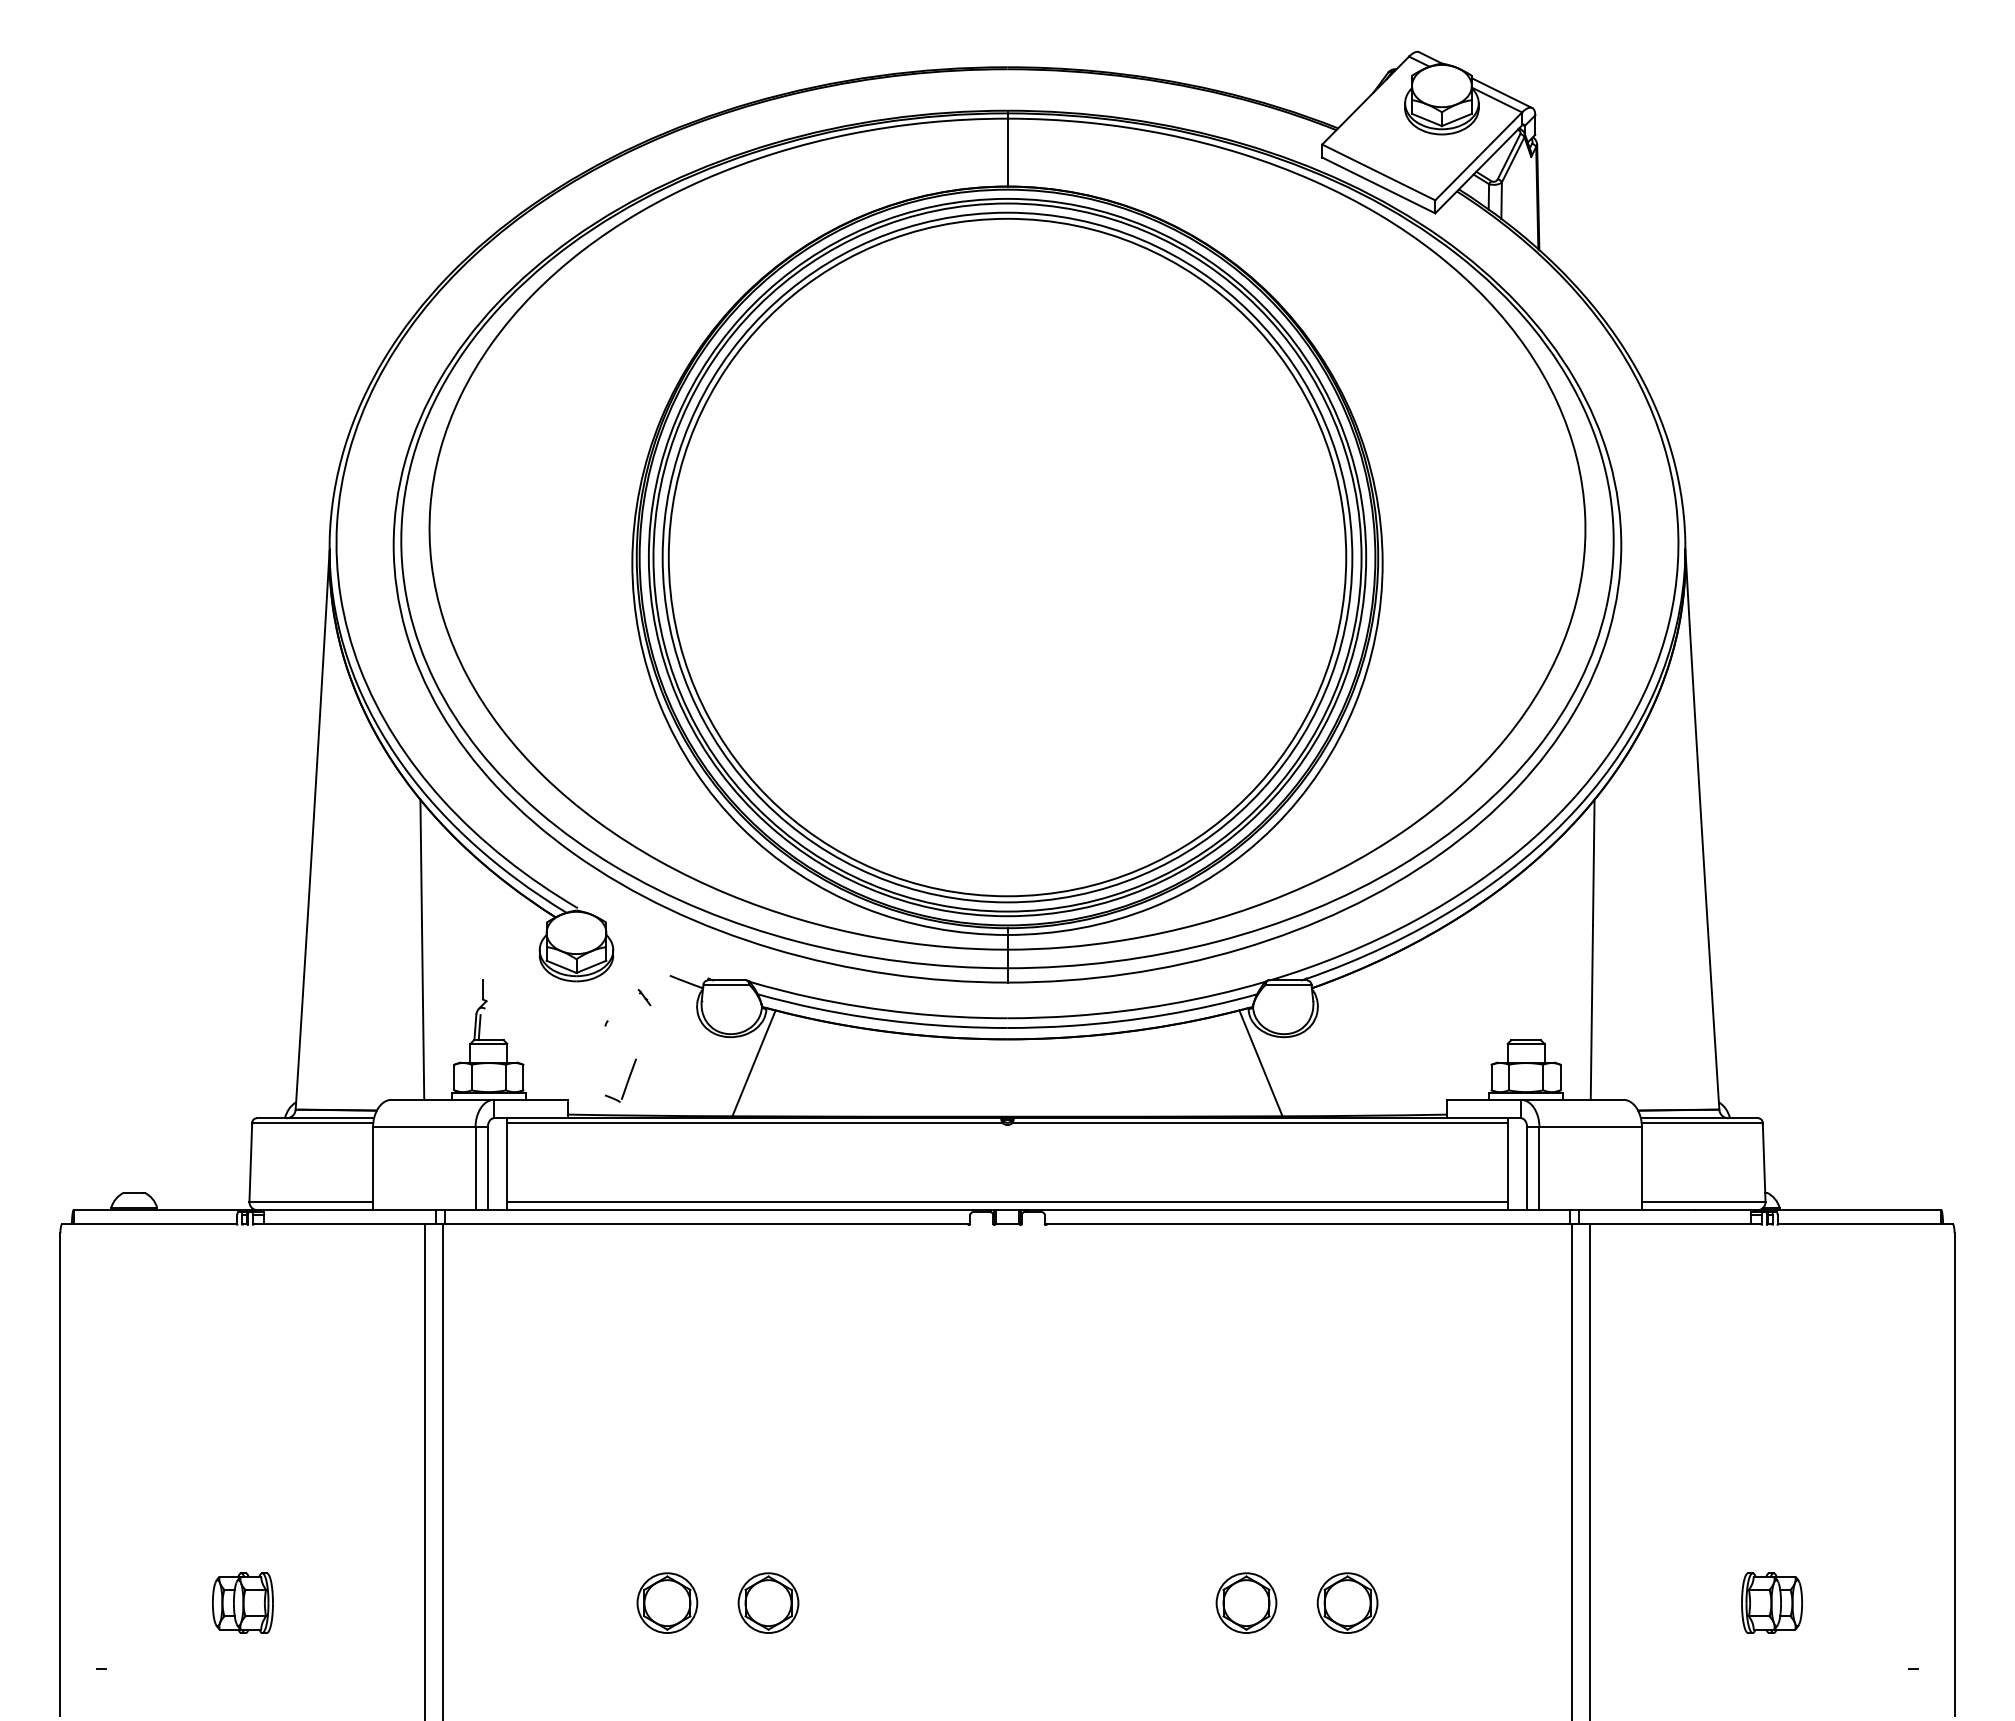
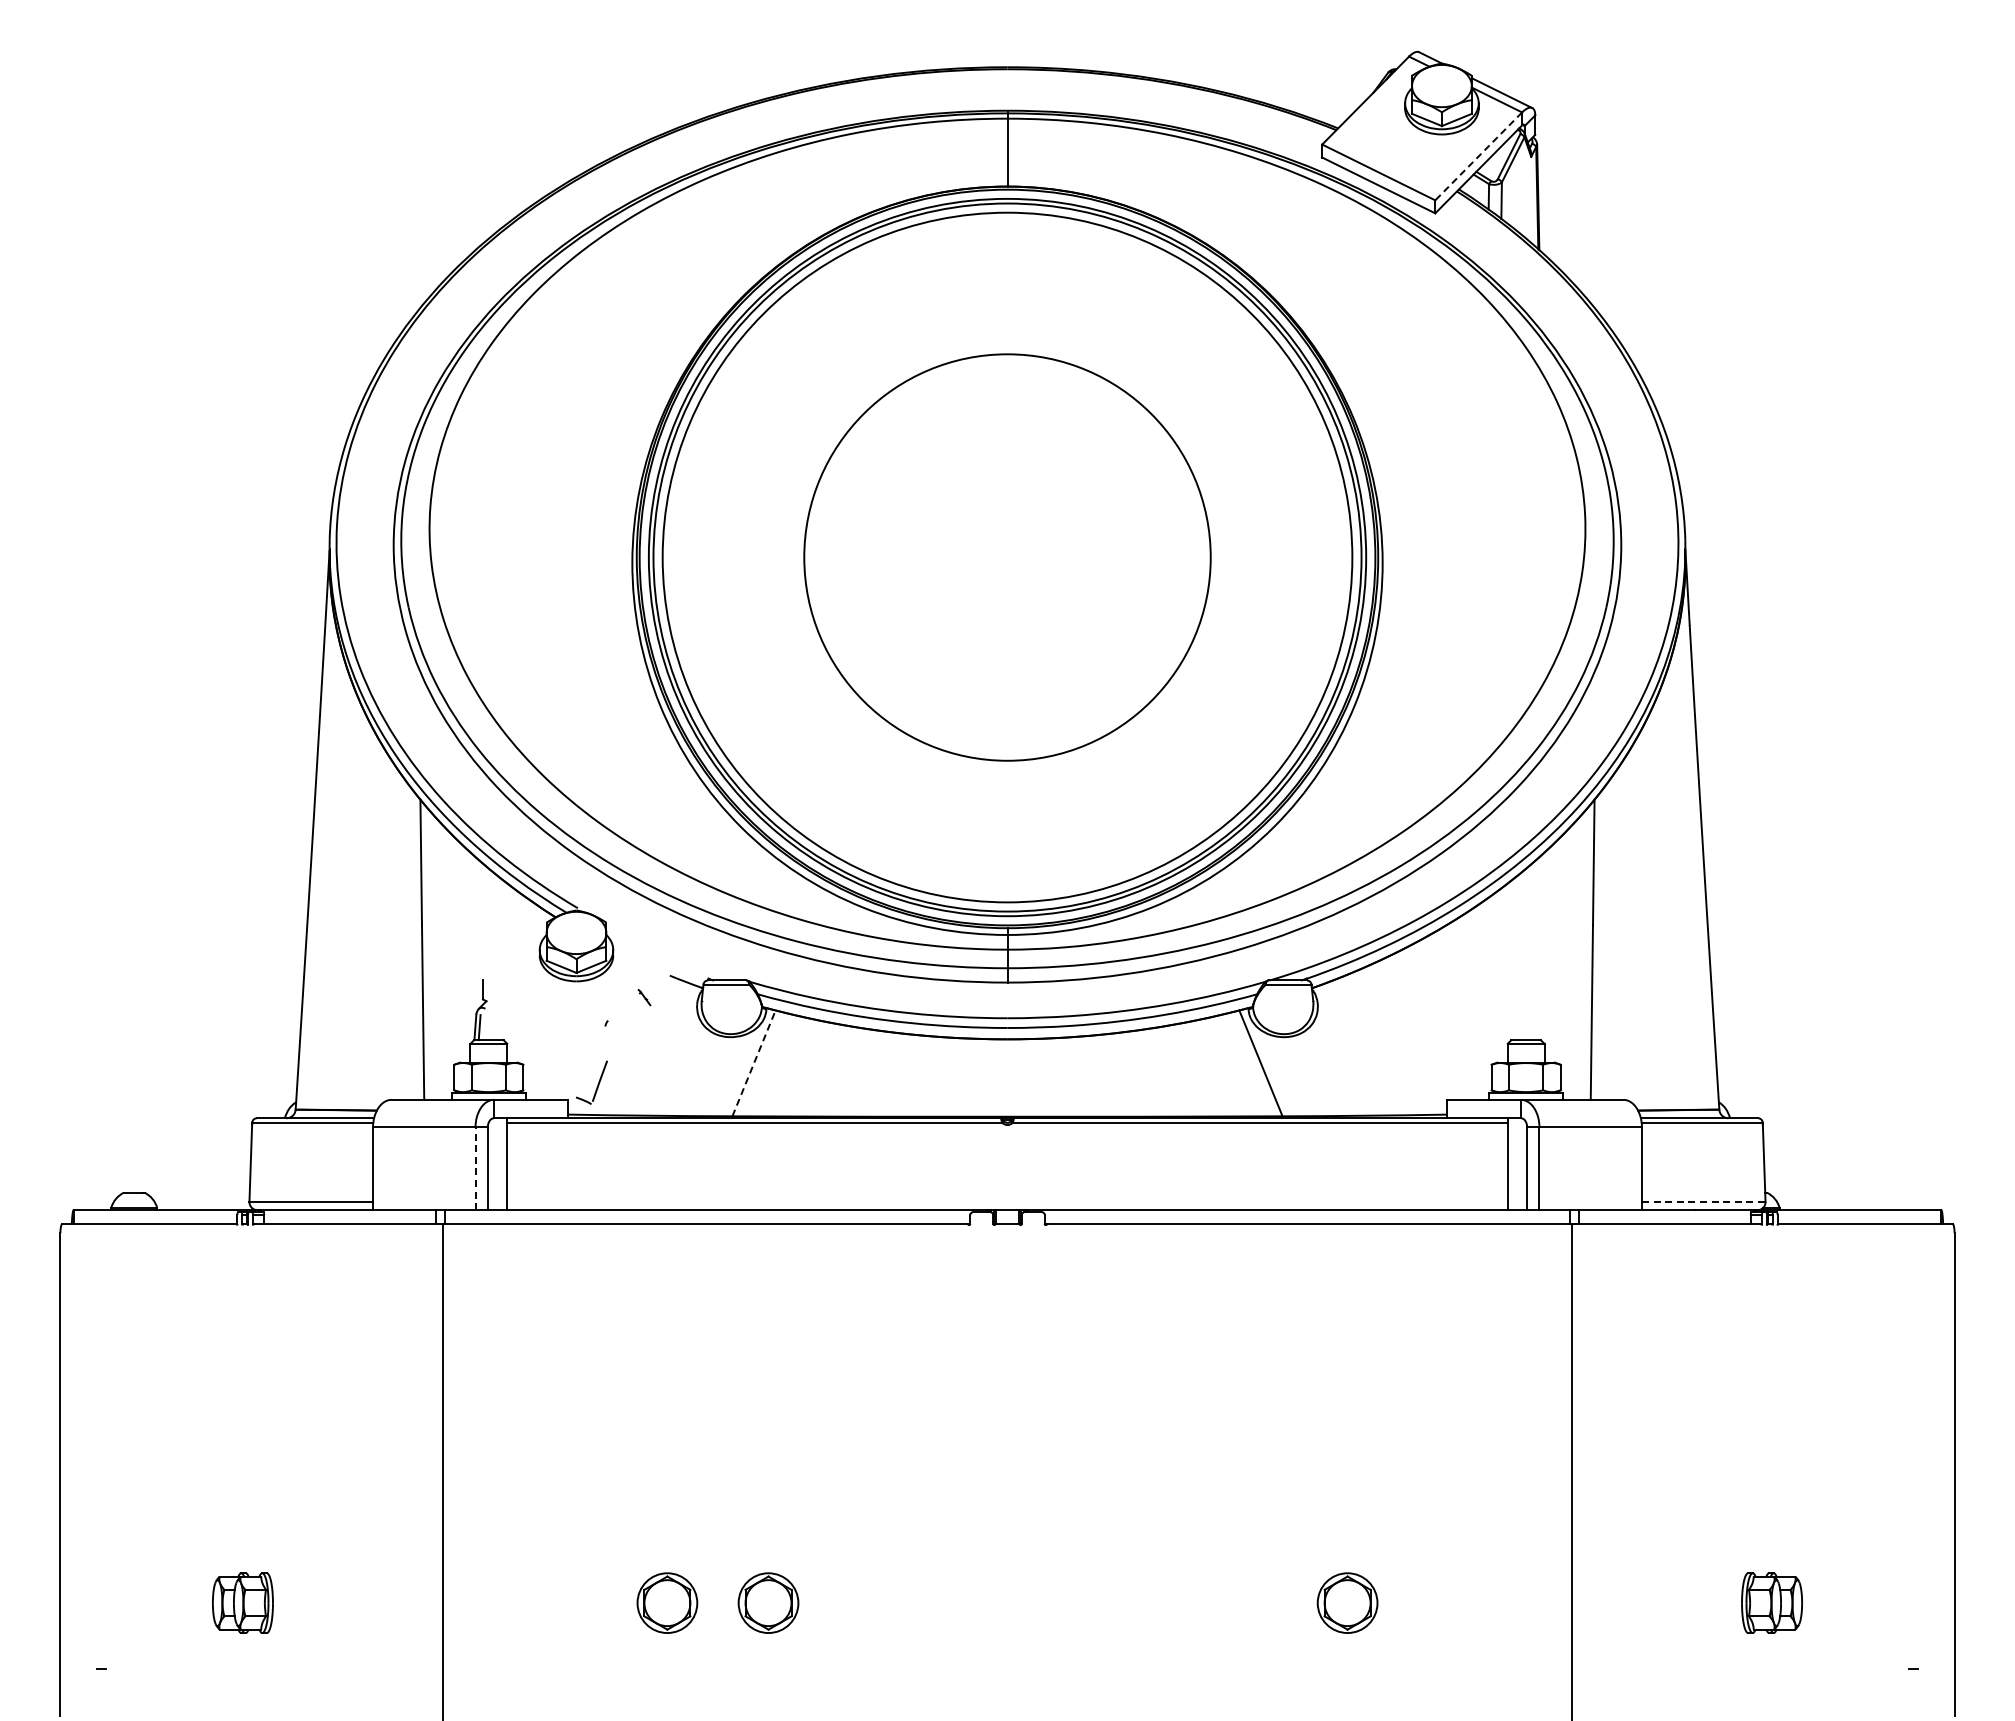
line: solid -> dashed (1478, 156)
circle diameter: 677 px -> 406 px (1007, 557)
line: solid -> dashed (754, 1062)
part position: (626, 1082) -> (597, 1084) (597, 1084)
line: solid -> dashed (475, 1168)
line: present -> none (1007, 1201)
line: solid -> dashed (1703, 1201)
line: present -> none (425, 1470)
line: present -> none (1589, 1470)
part: present -> none (1246, 1602)
